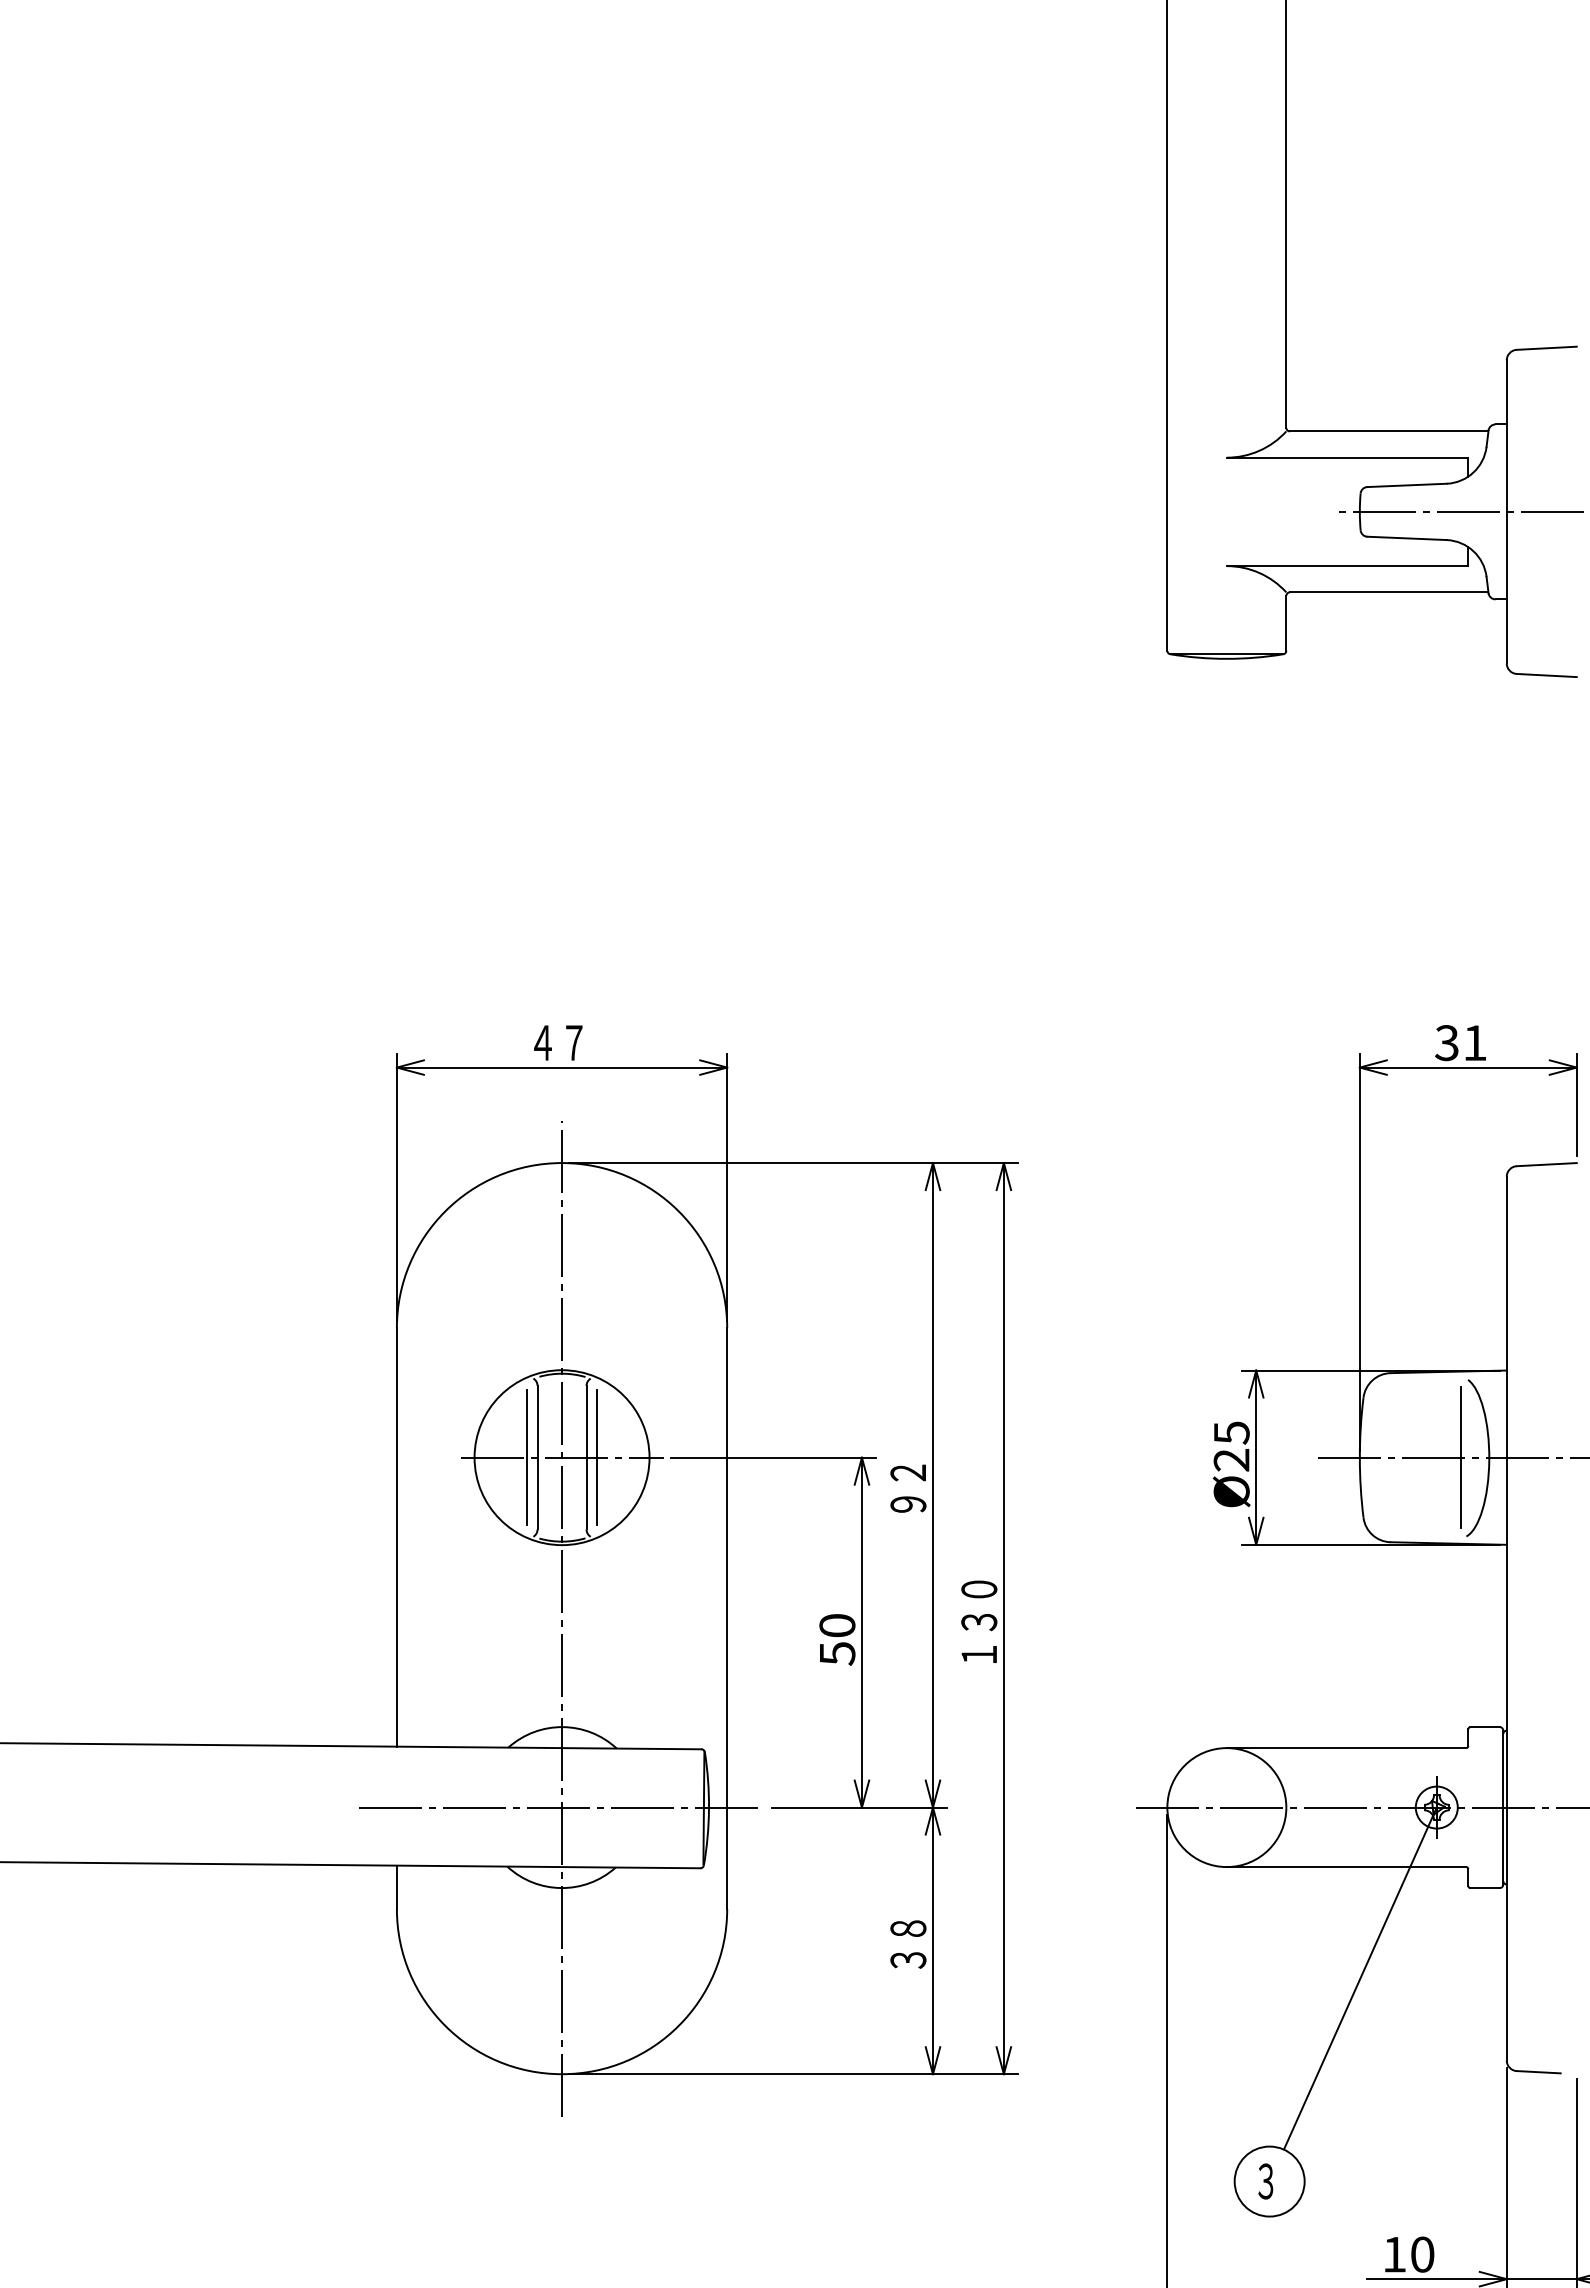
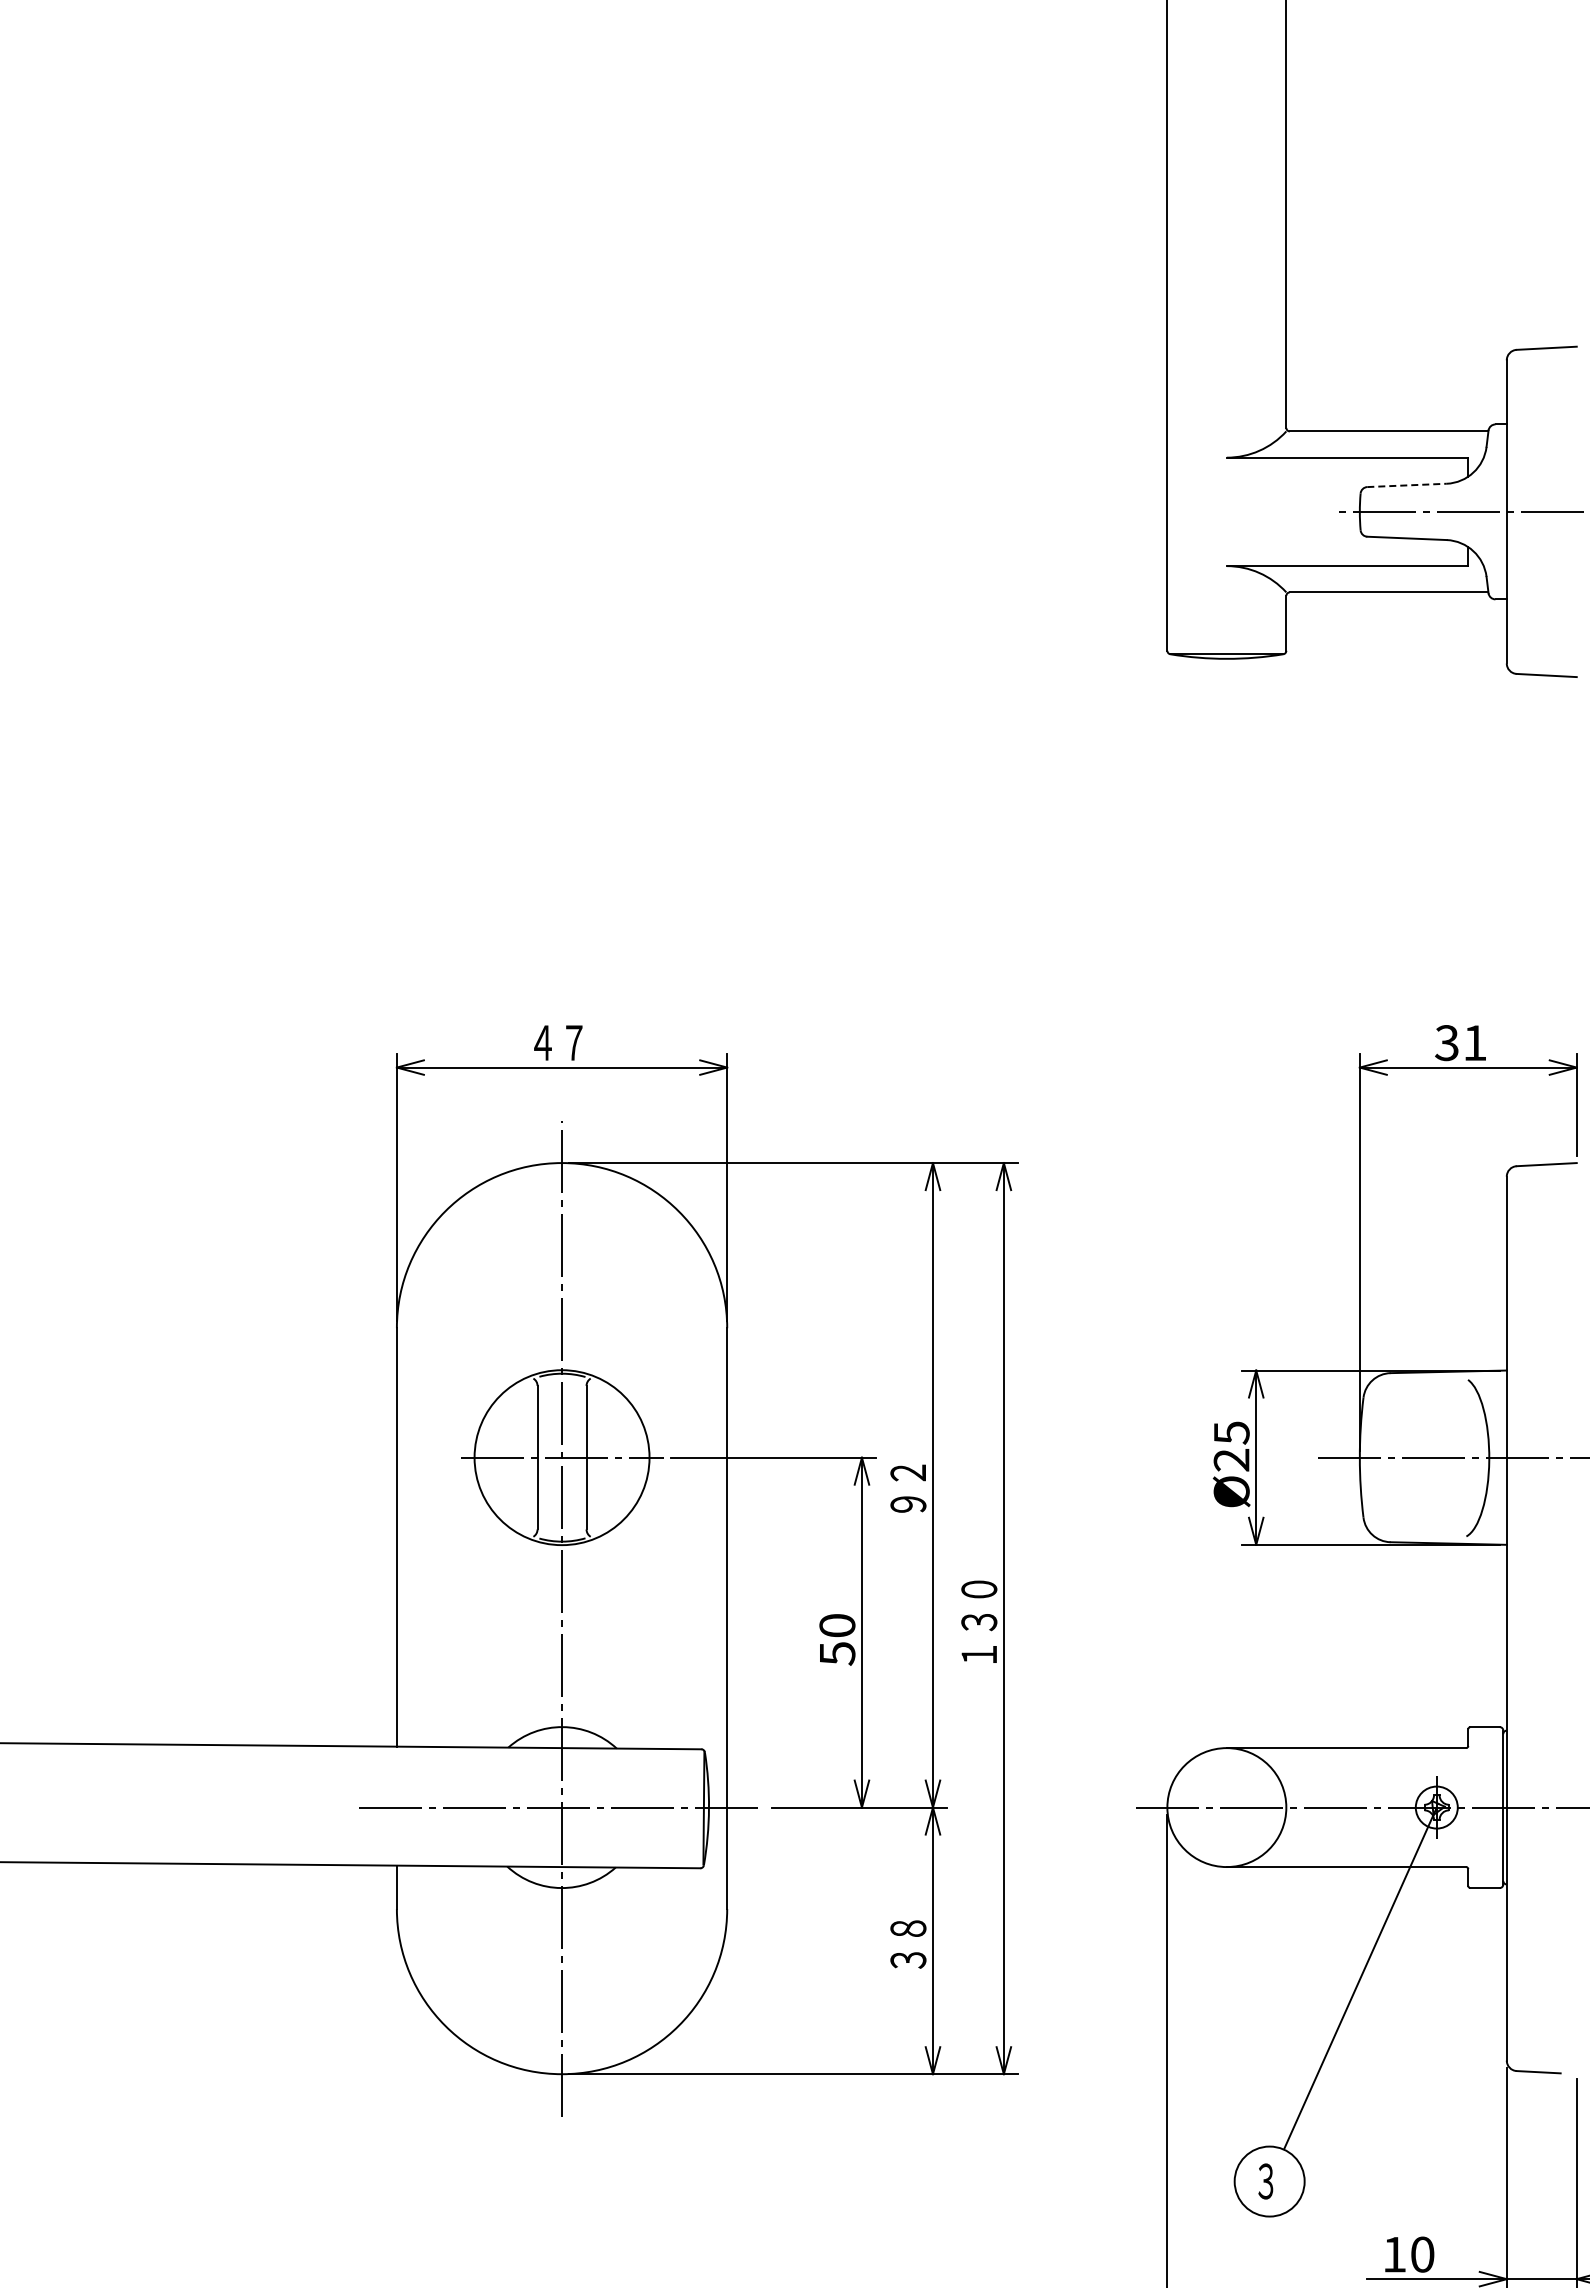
line: solid -> dashed (1407, 485)
line: present -> none (527, 1456)
line: present -> none (597, 1456)
line: present -> none (1461, 1457)
